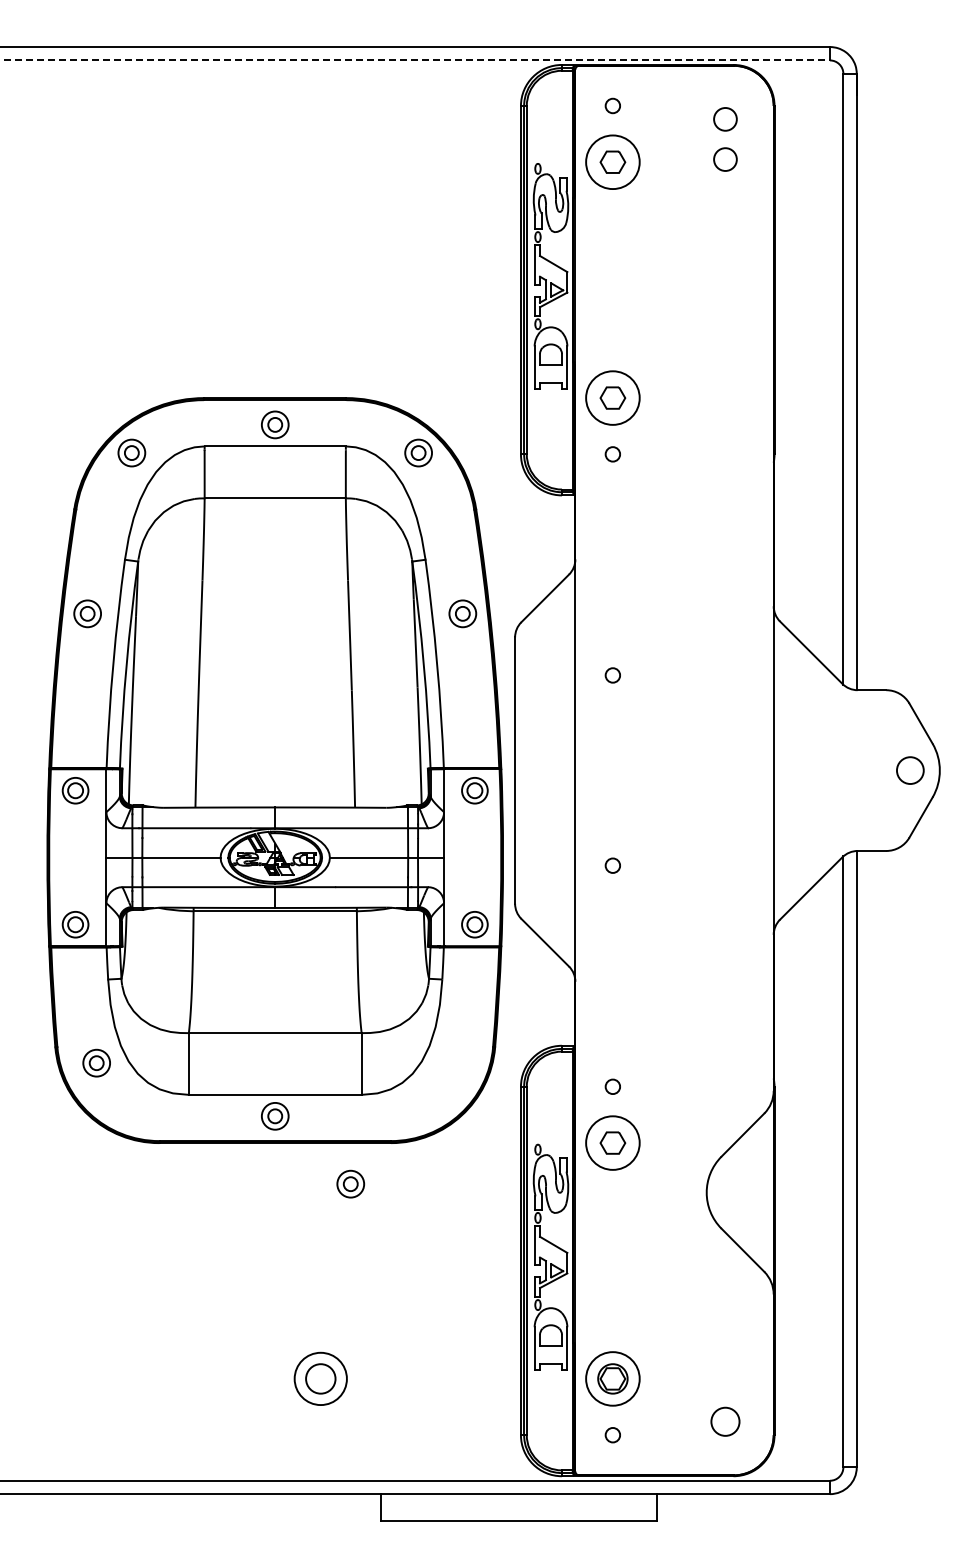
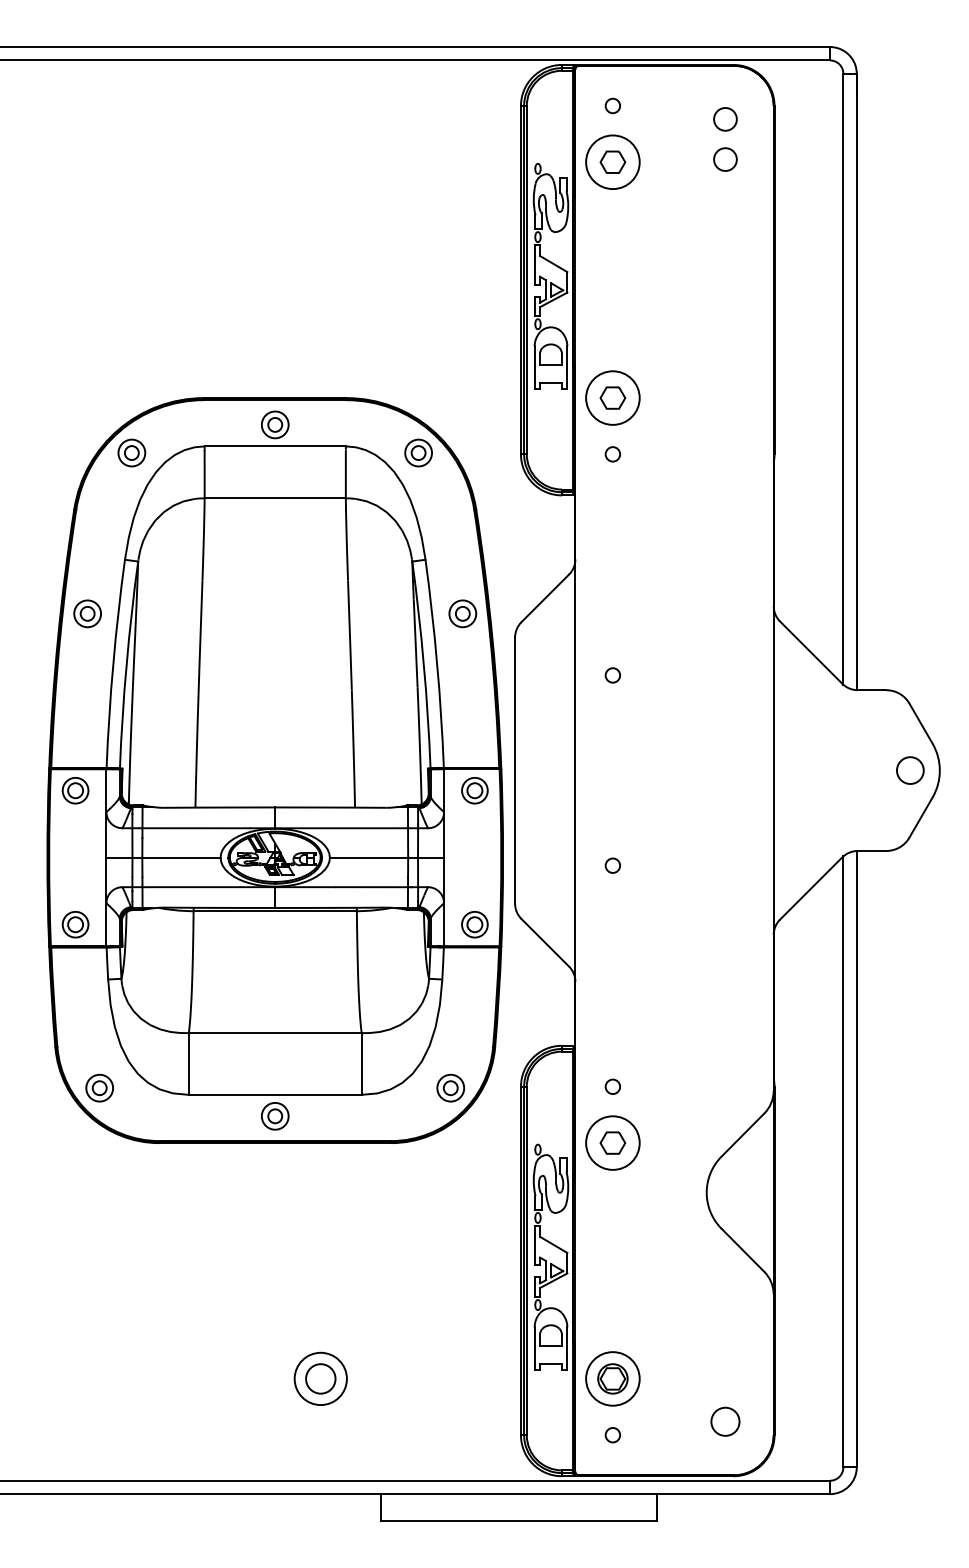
line: dashed -> solid (415, 60)
part position: (96, 1062) -> (99, 1087) (99, 1087)
part position: (350, 1183) -> (450, 1087) (450, 1087)
